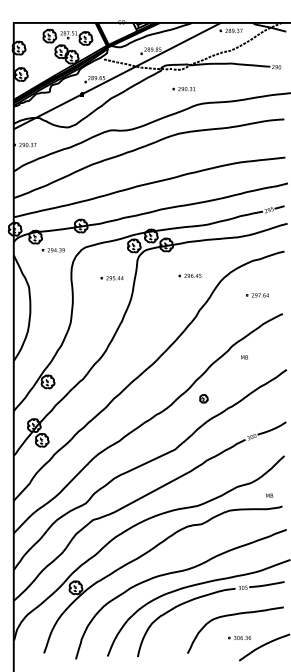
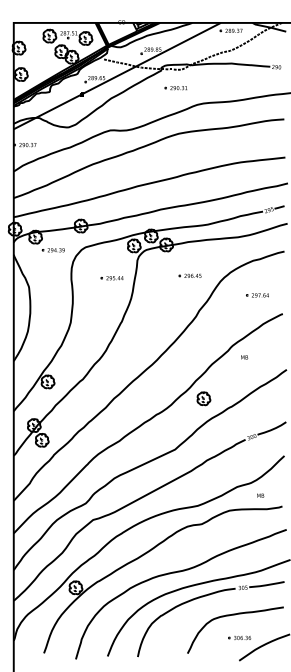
part position: (183, 89) -> (175, 88) (175, 88)
part size: 10x10 px -> 16x16 px (203, 398)
text position: (269, 495) -> (260, 495) (260, 495)
